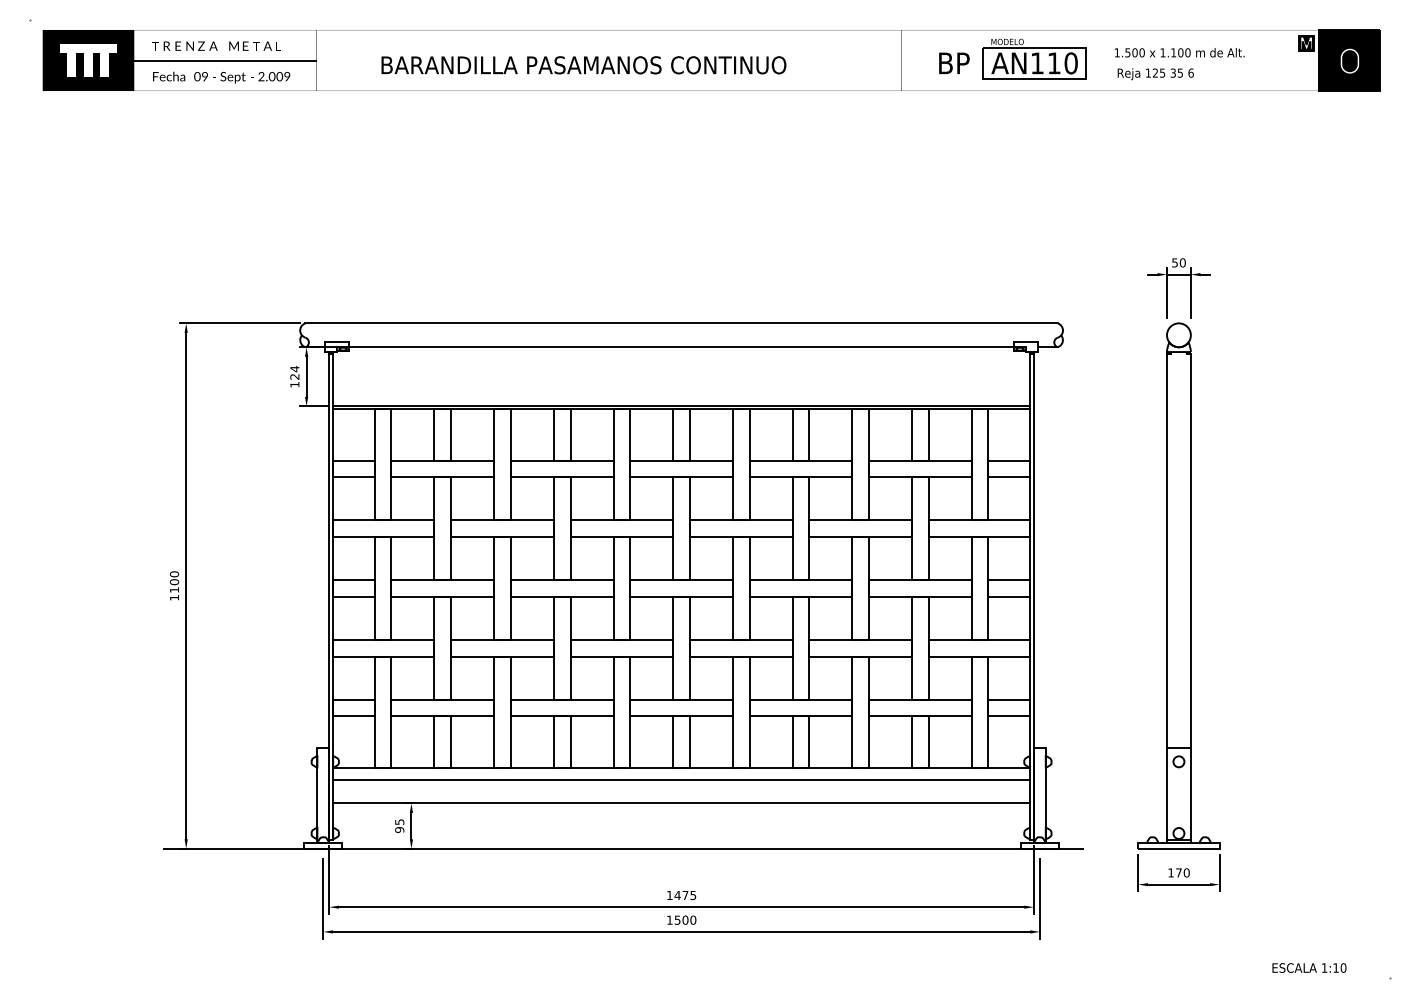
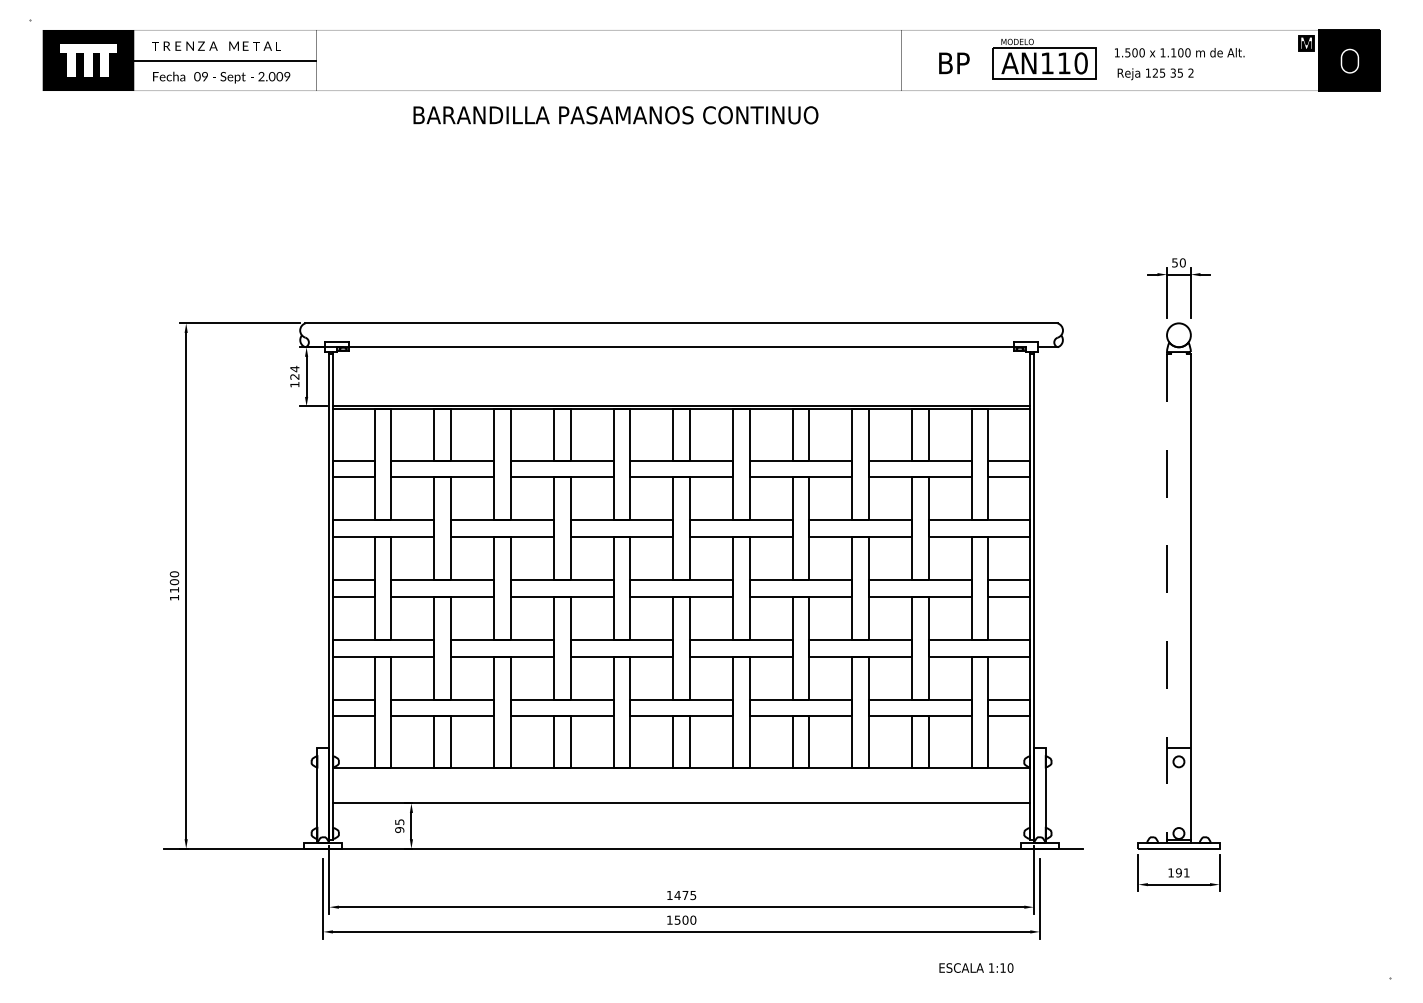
part position: (1034, 58) -> (1044, 58) (1044, 58)
text position: (583, 65) -> (615, 115) (615, 115)
text: 6 -> 2 (1190, 72)
line: solid -> dashed (1167, 599)
line: present -> none (681, 779)
text: 170 -> 191 (1182, 872)
text position: (1309, 967) -> (976, 967) (976, 967)
